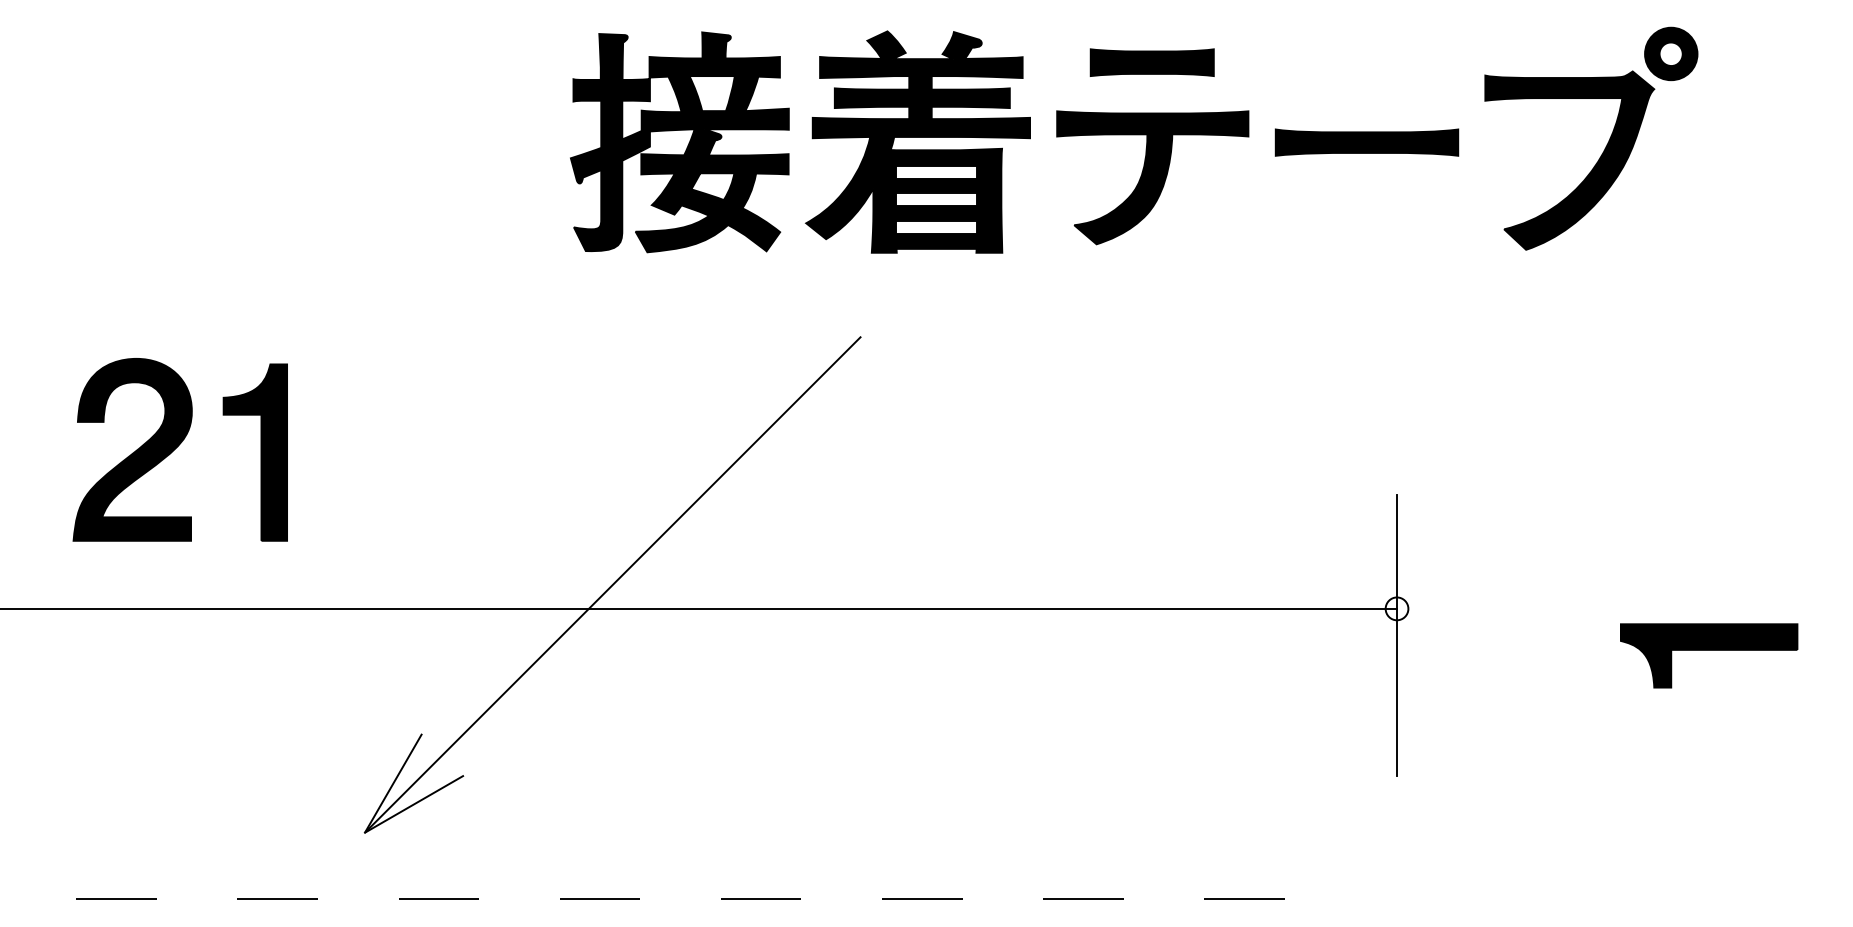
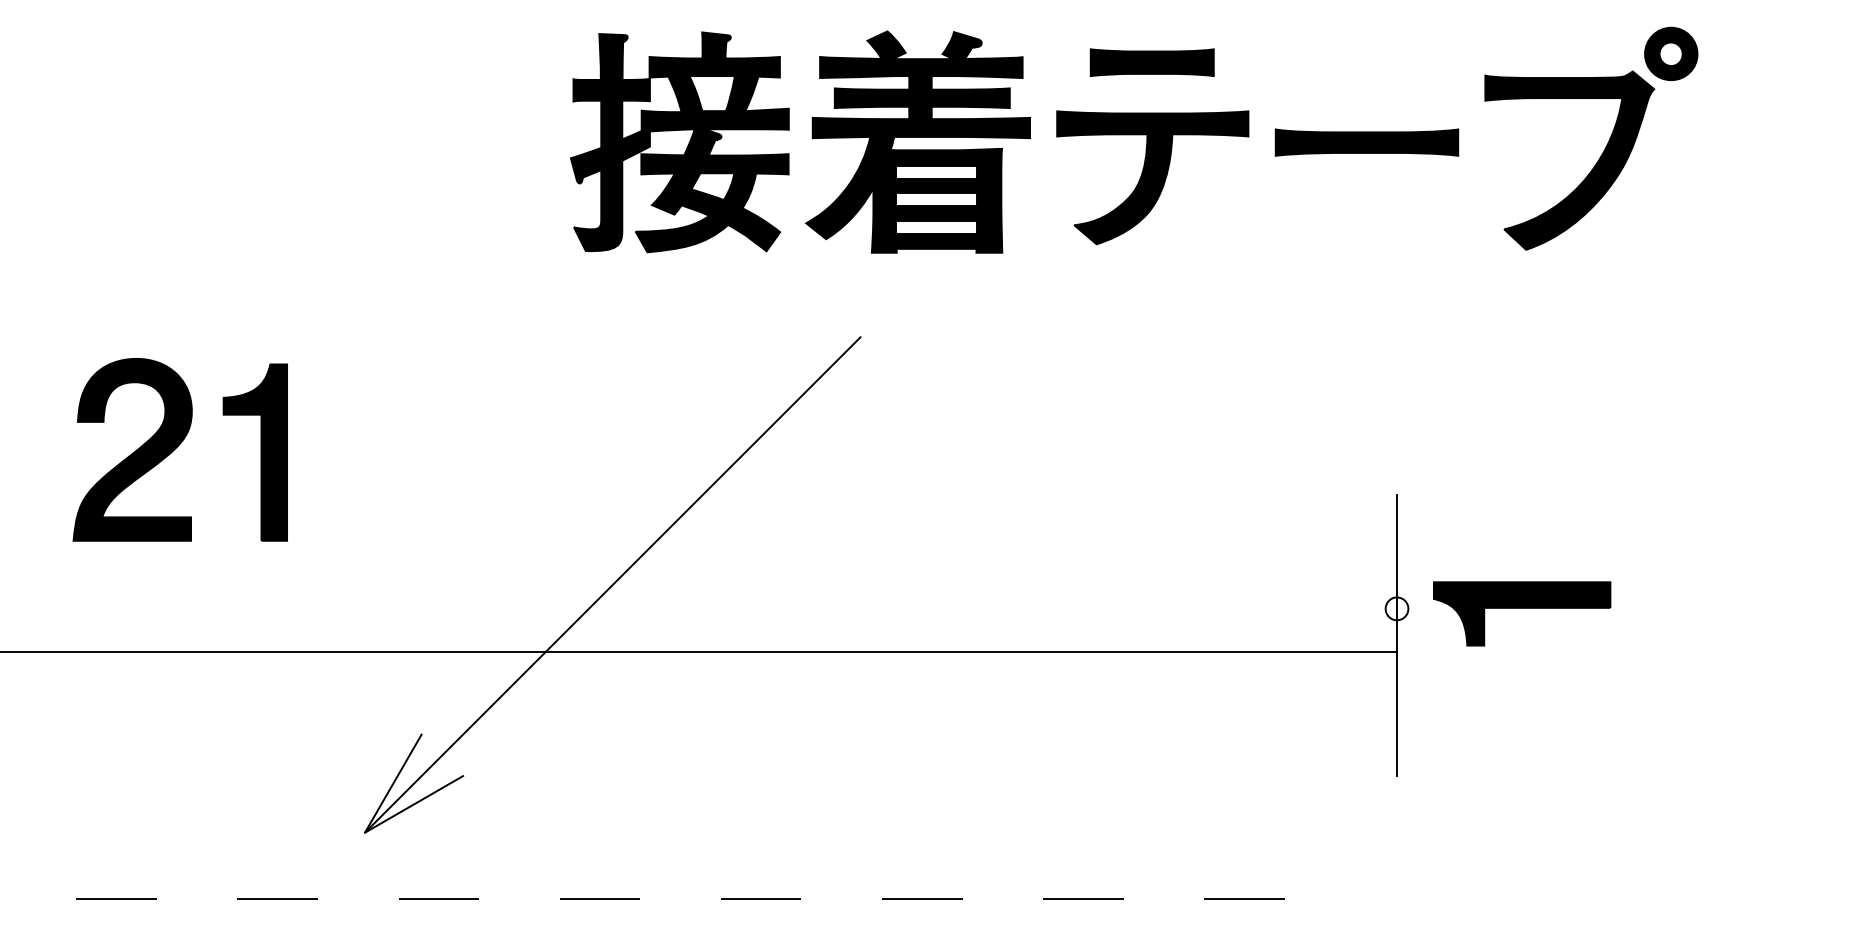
line position: (699, 608) -> (699, 651) (699, 651)
part position: (1709, 655) -> (1522, 613) (1522, 613)
